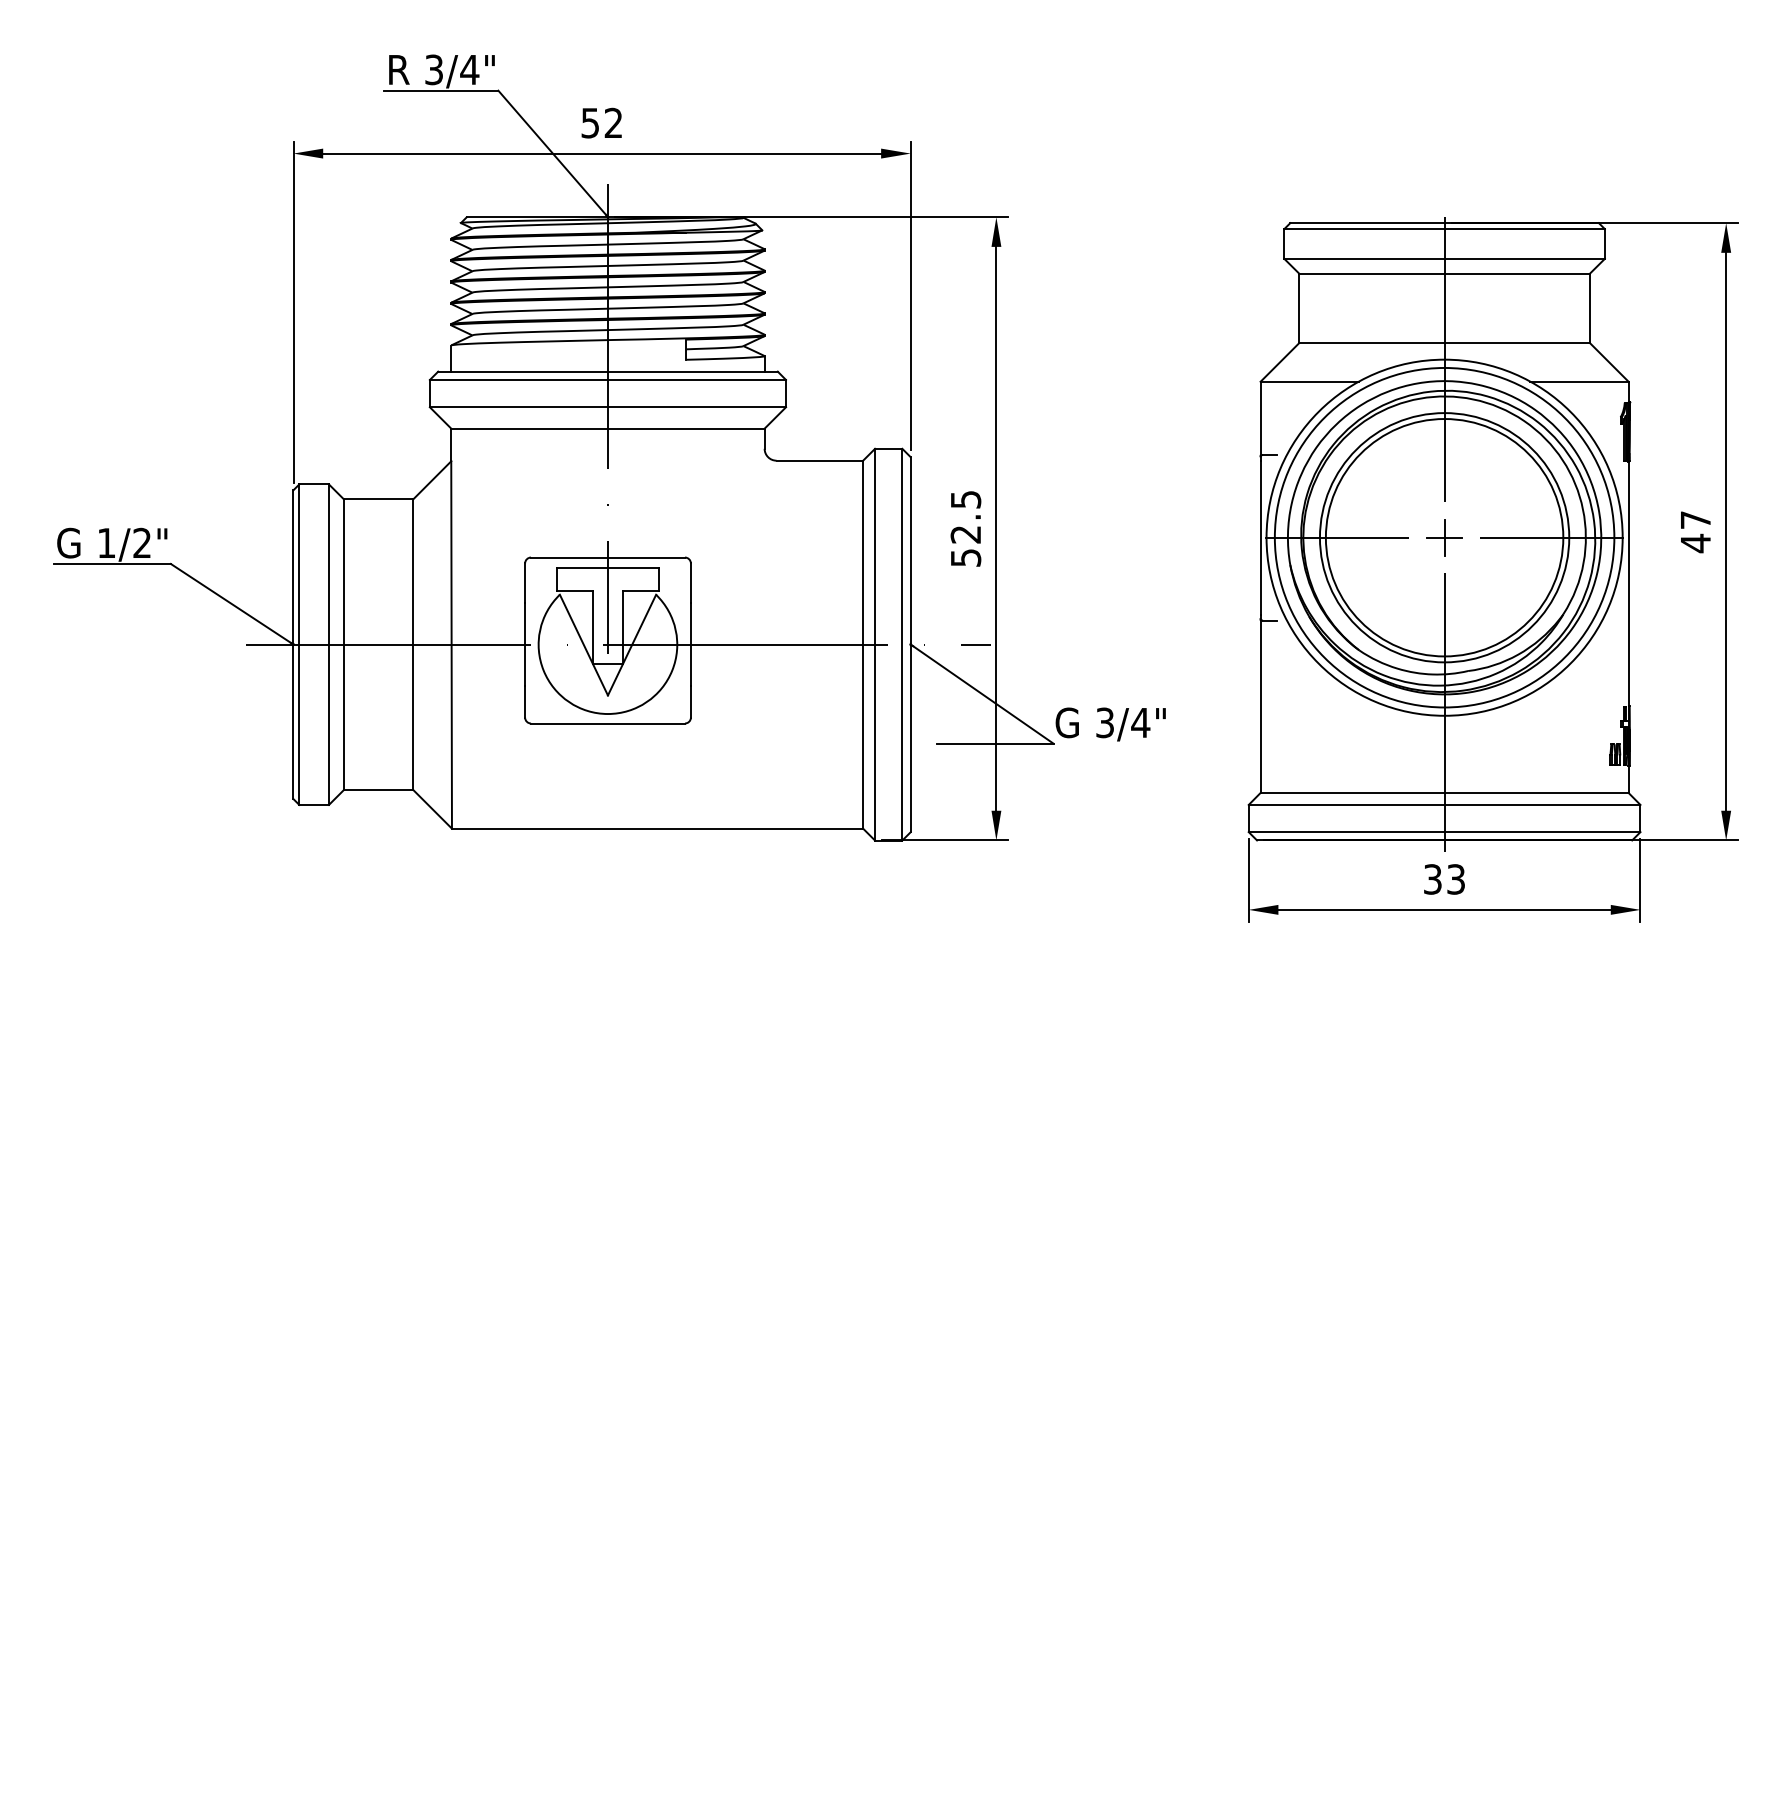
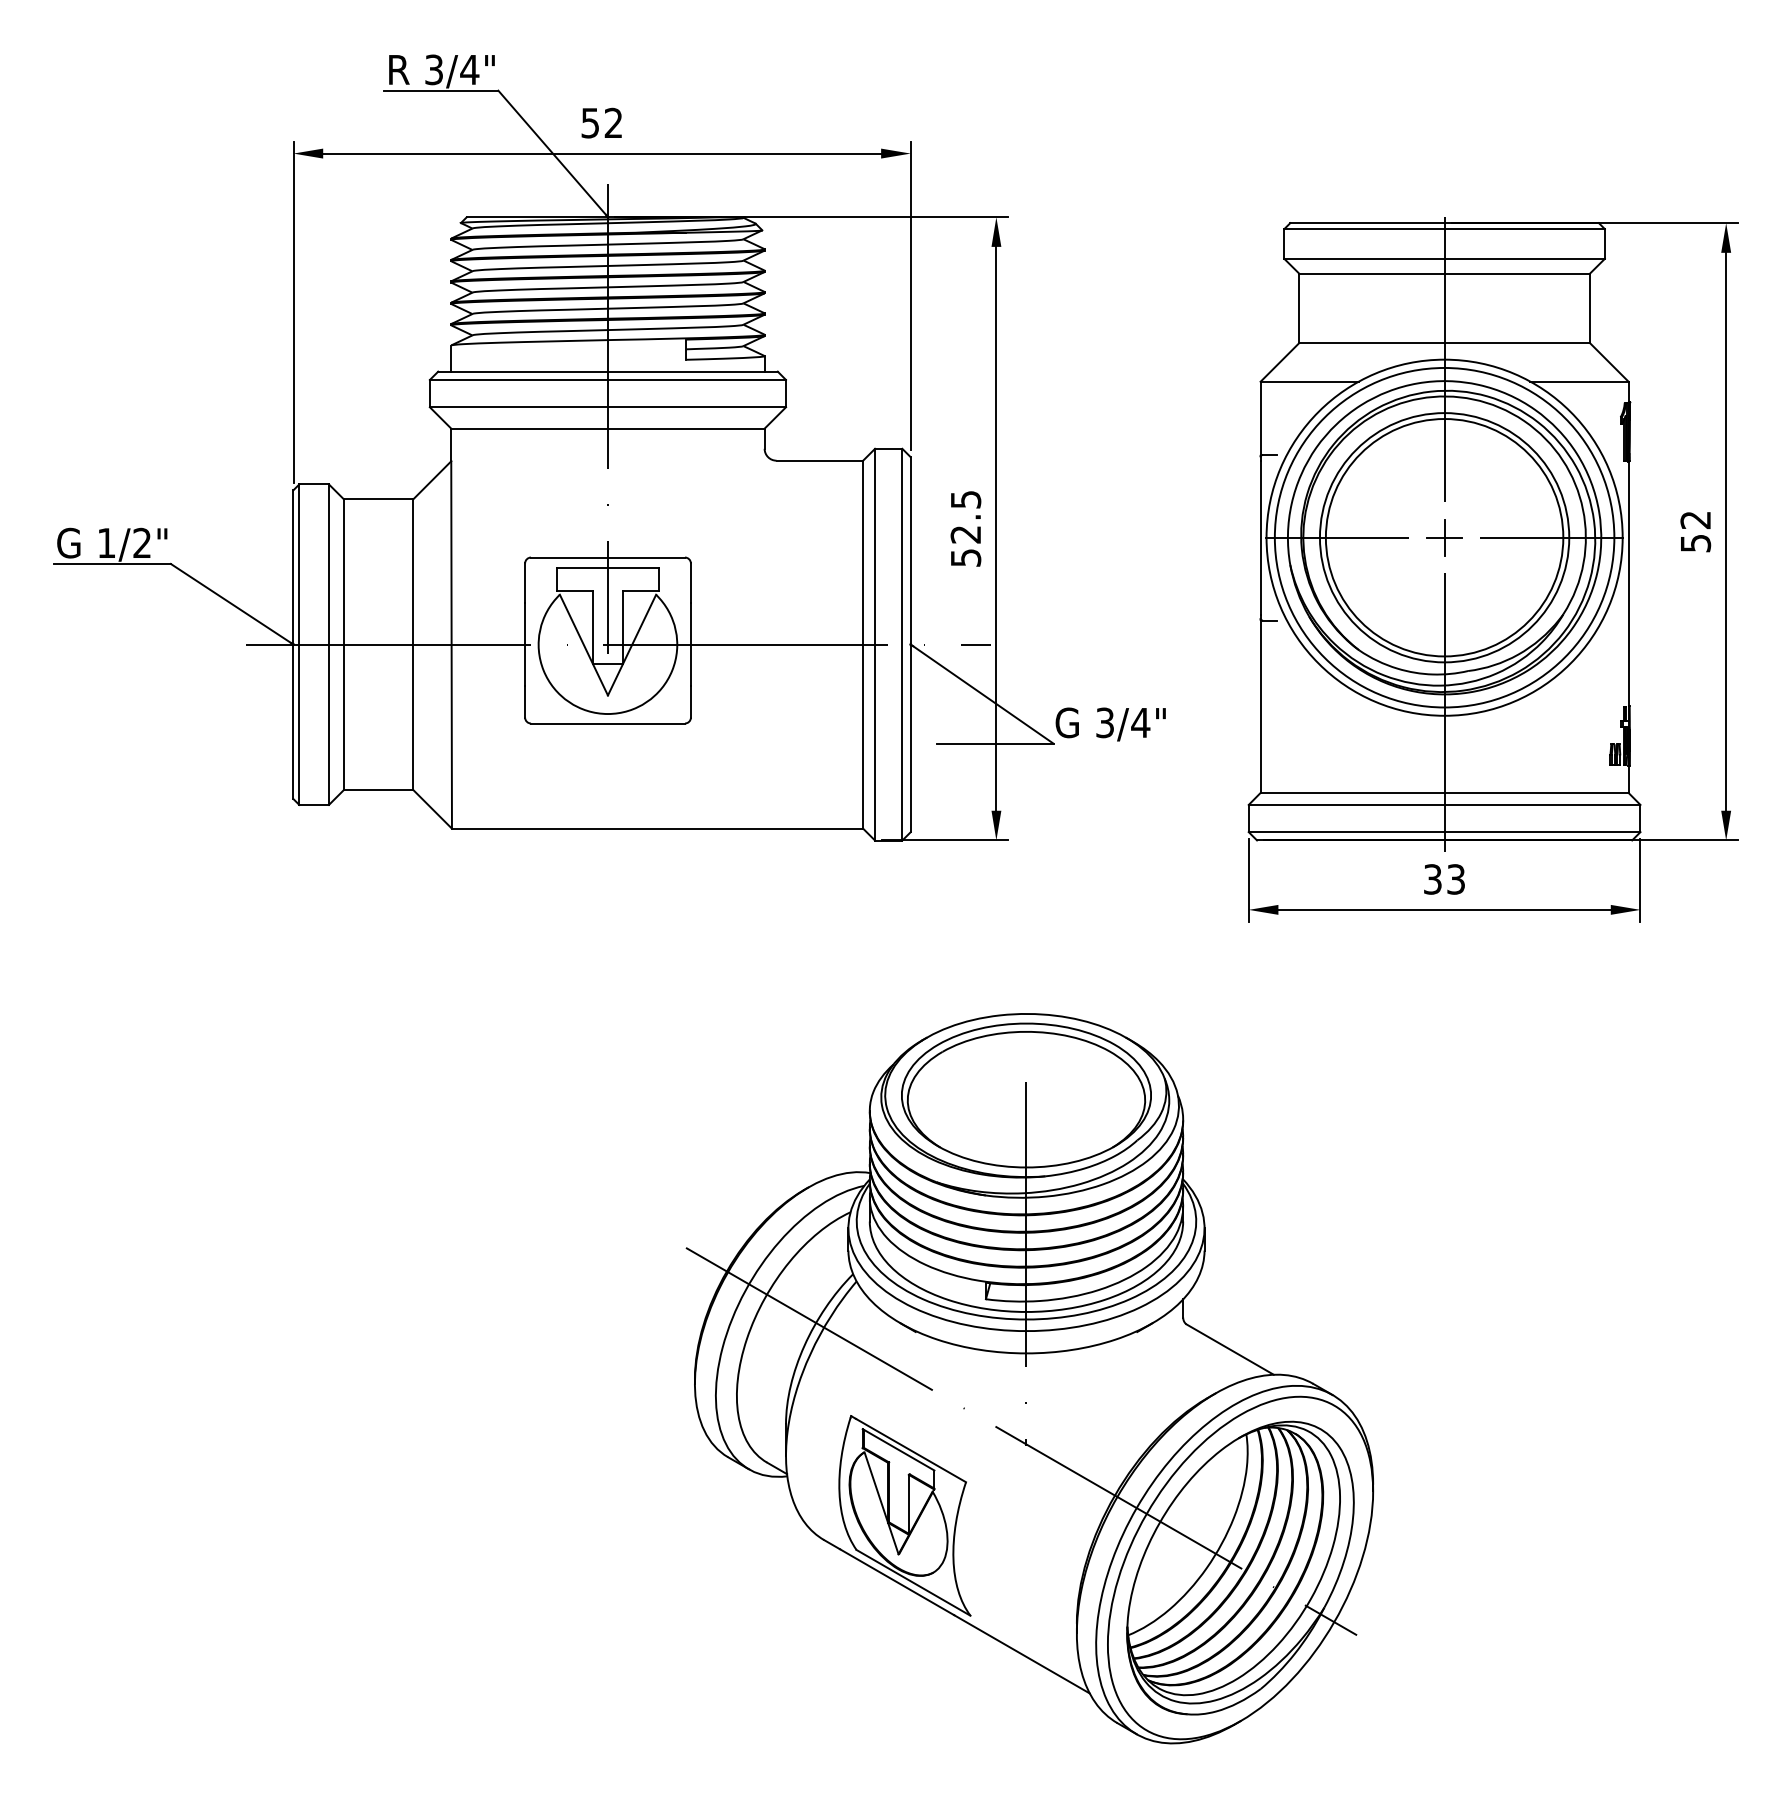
text: 47 -> 52 (1695, 532)
part: none -> present (1029, 1378)
